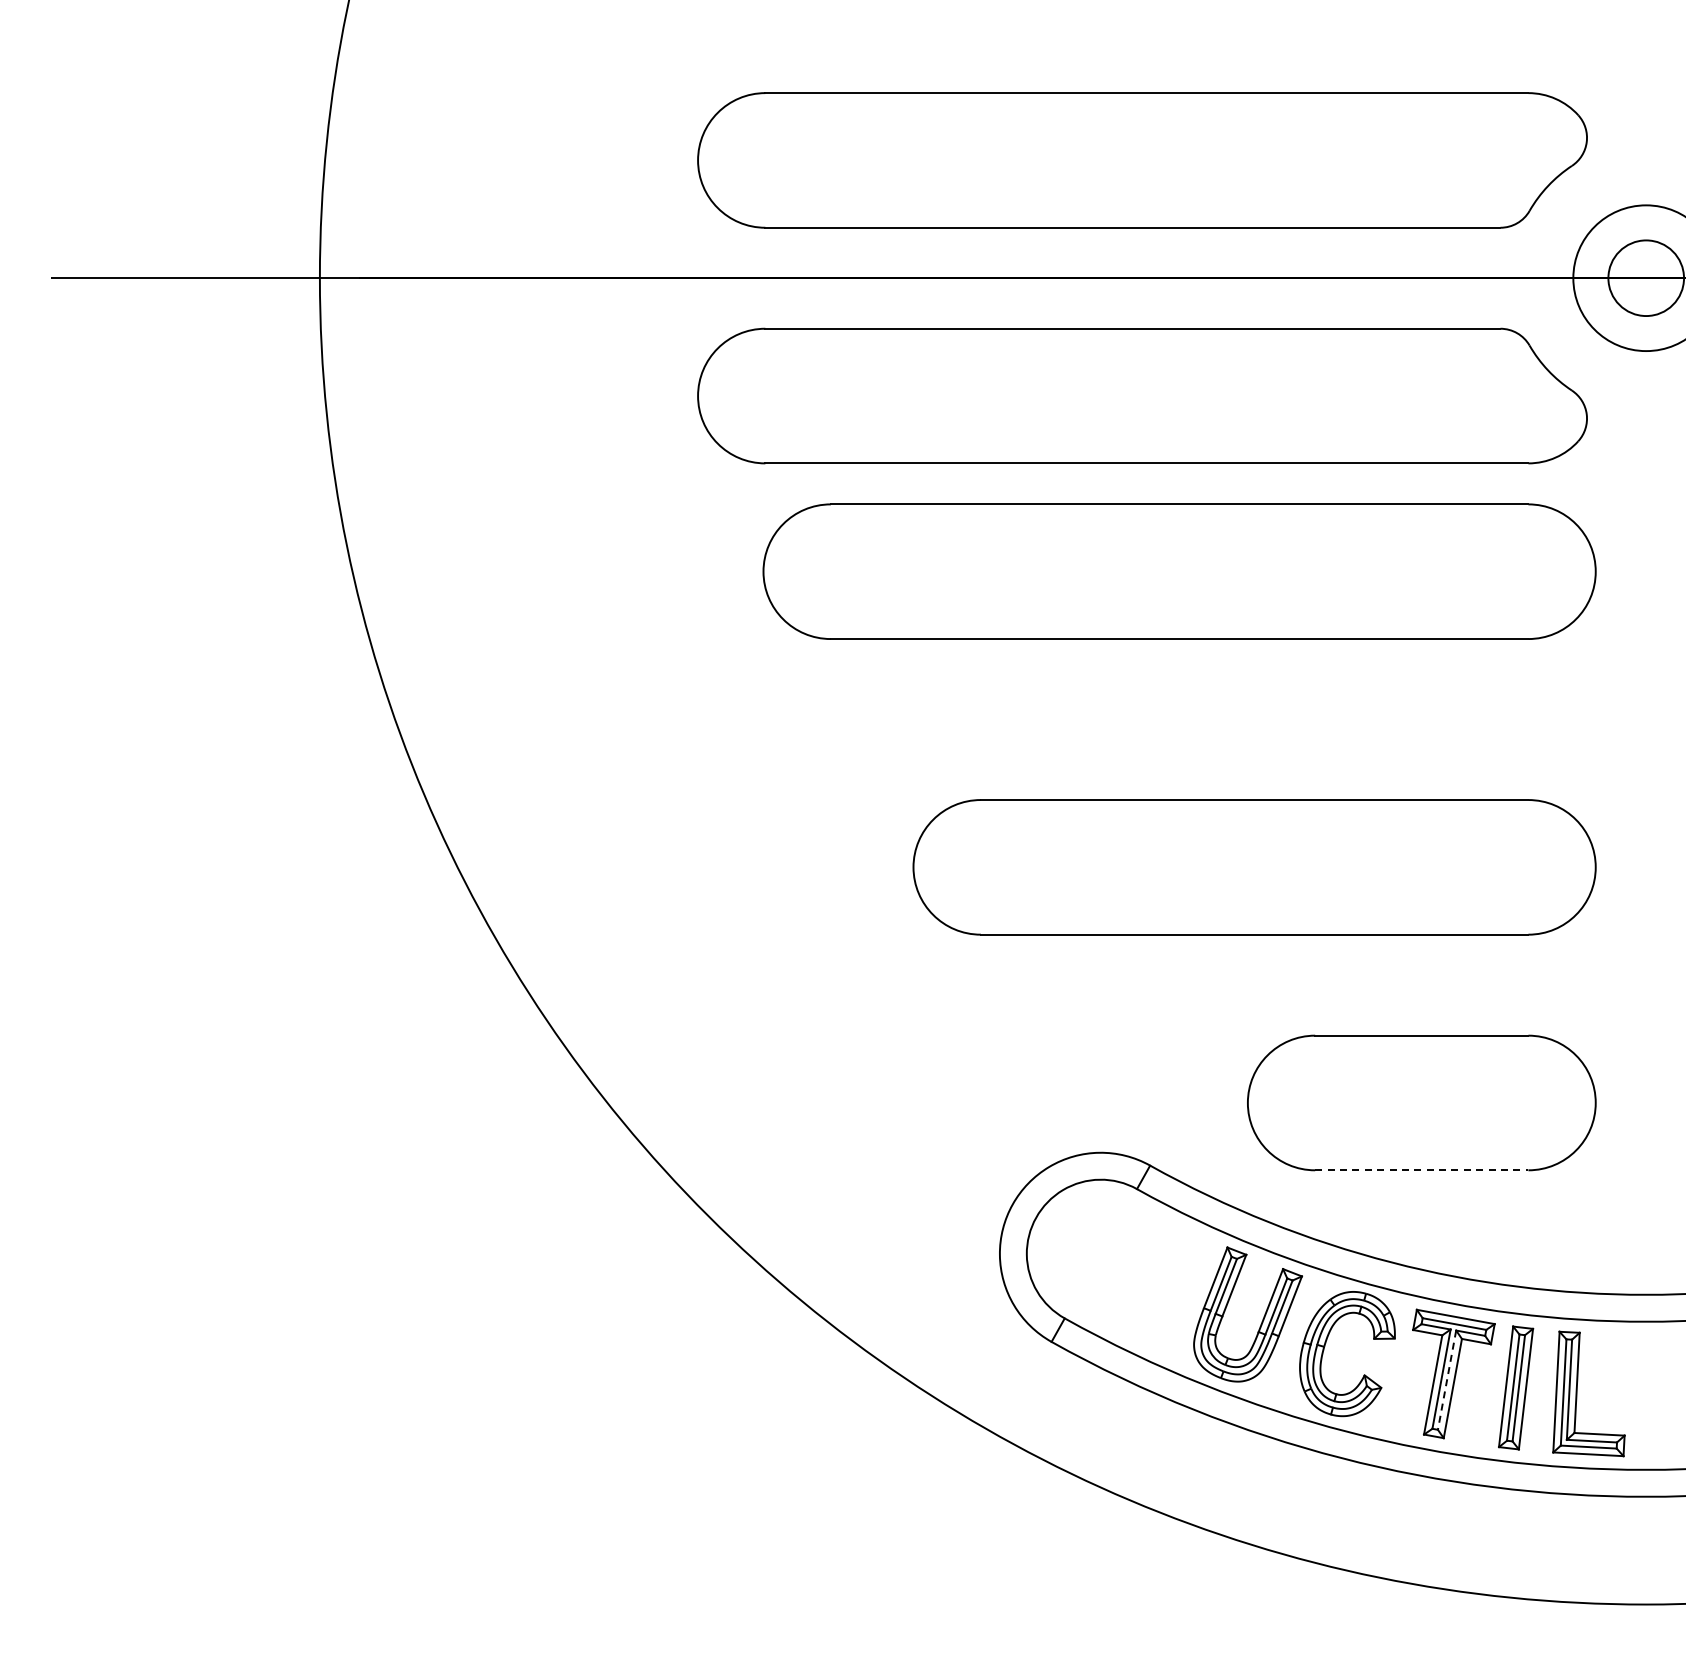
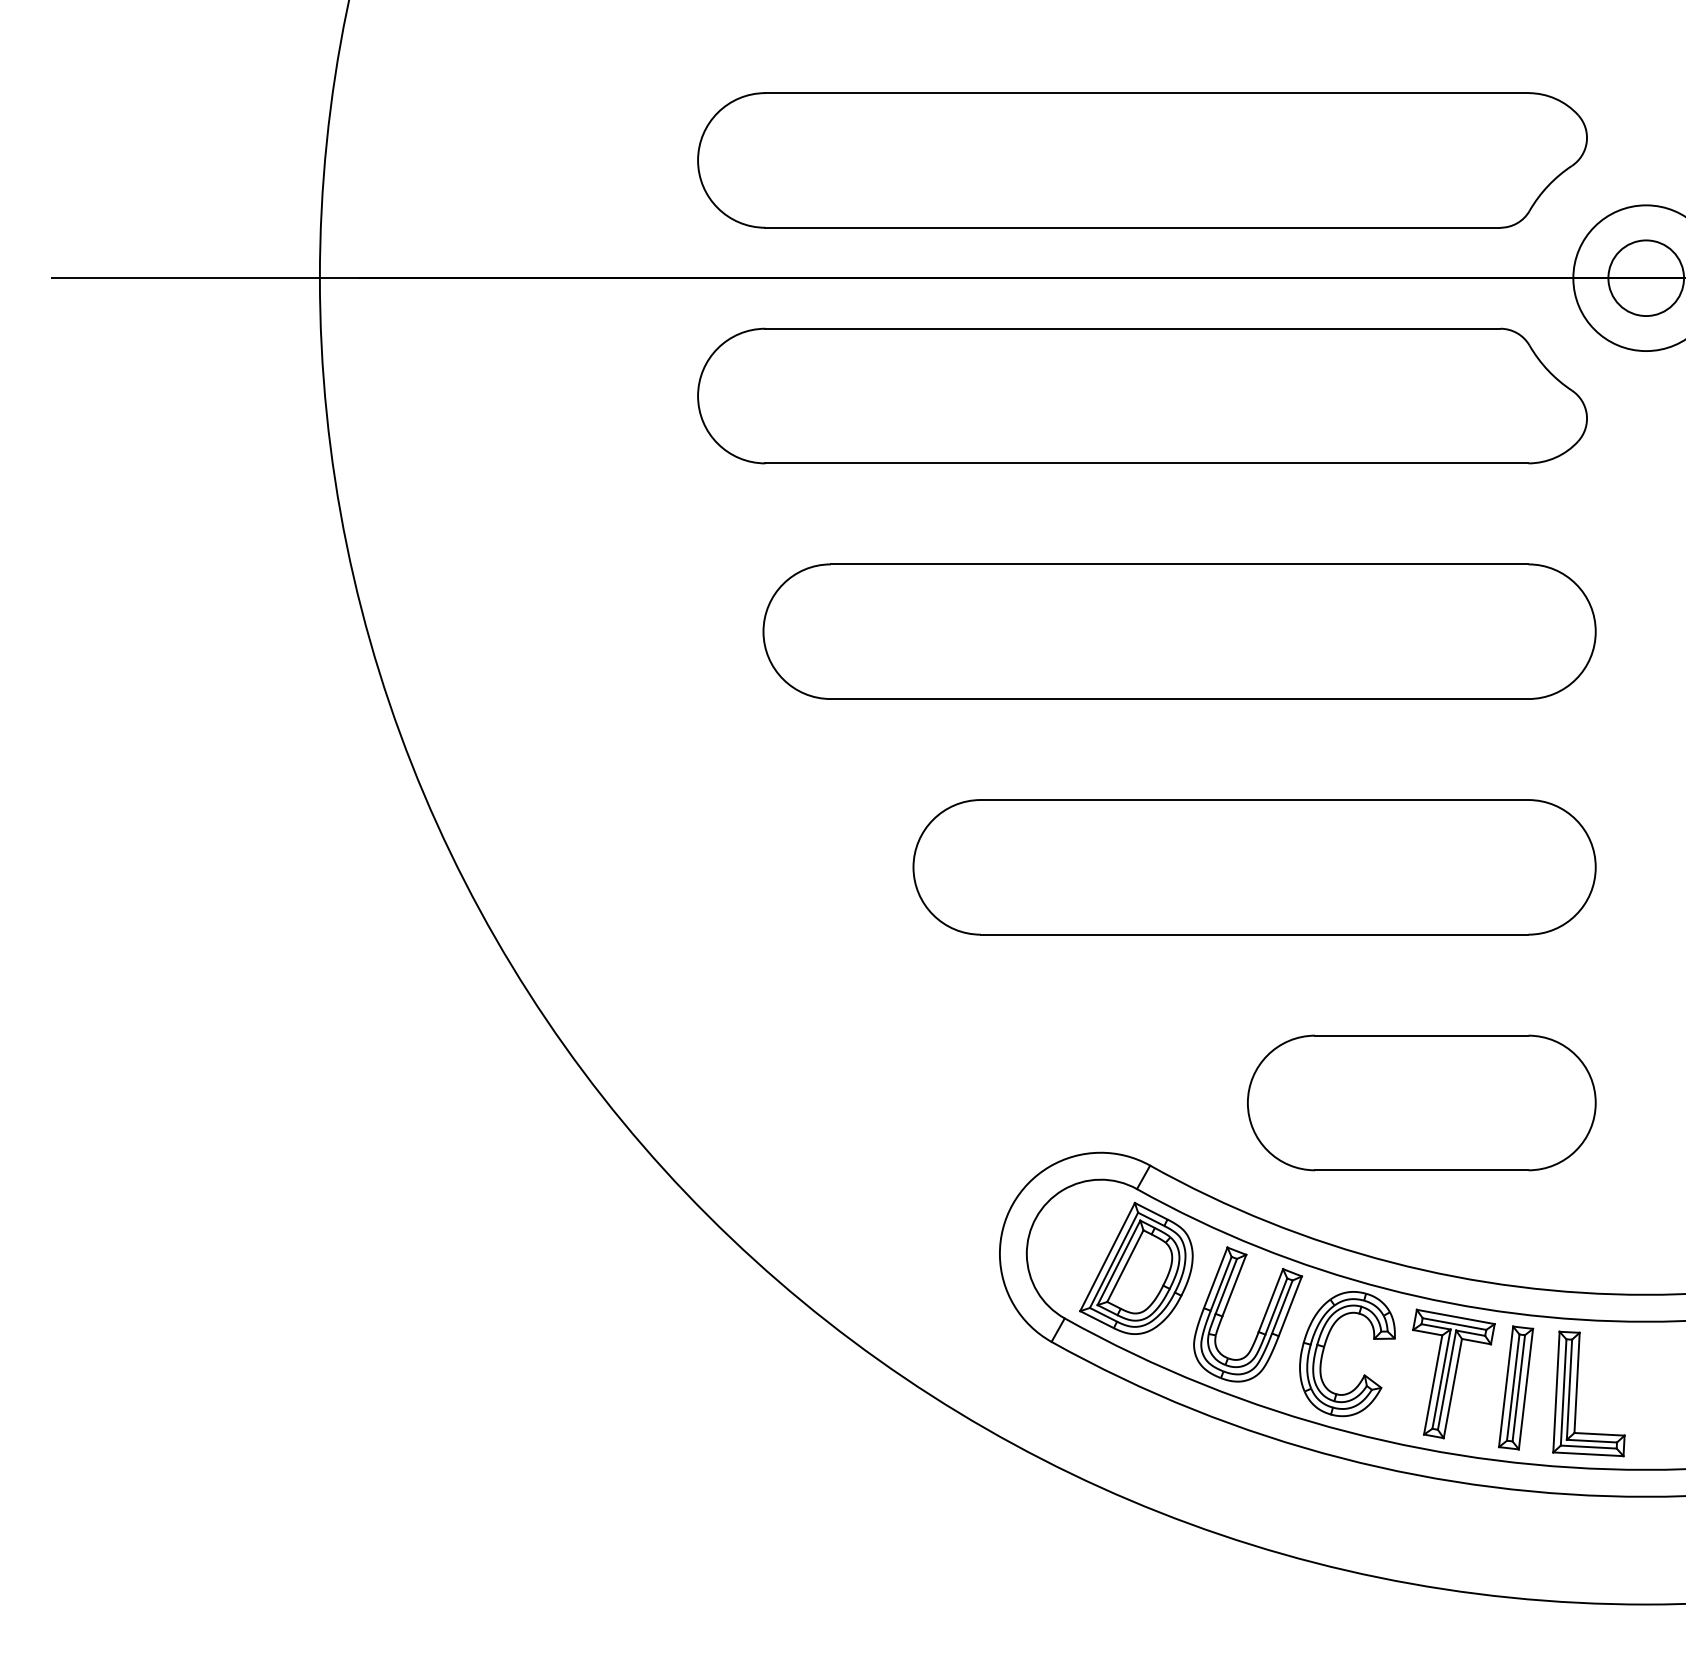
part position: (1179, 571) -> (1179, 631) (1179, 631)
line: dashed -> solid (1421, 1170)
part: none -> present (1136, 1267)
line: dashed -> solid (1446, 1380)
